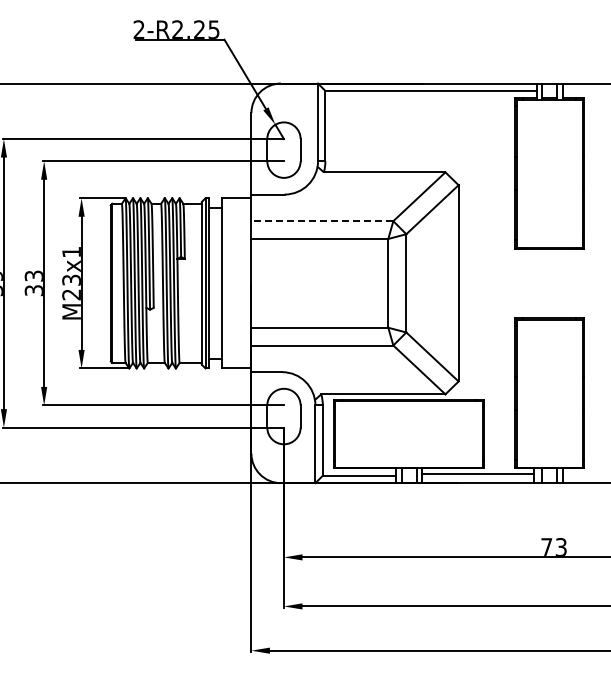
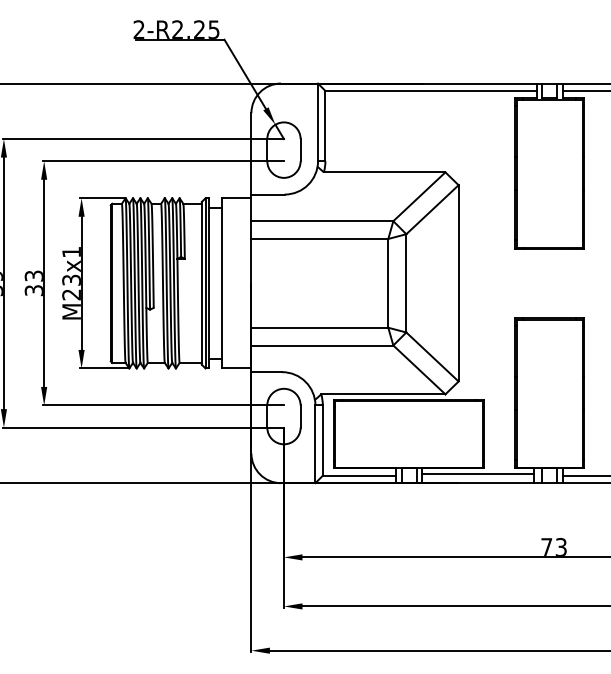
line: none -> present (584, 90)
line: dashed -> solid (322, 221)
line: none -> present (584, 475)
